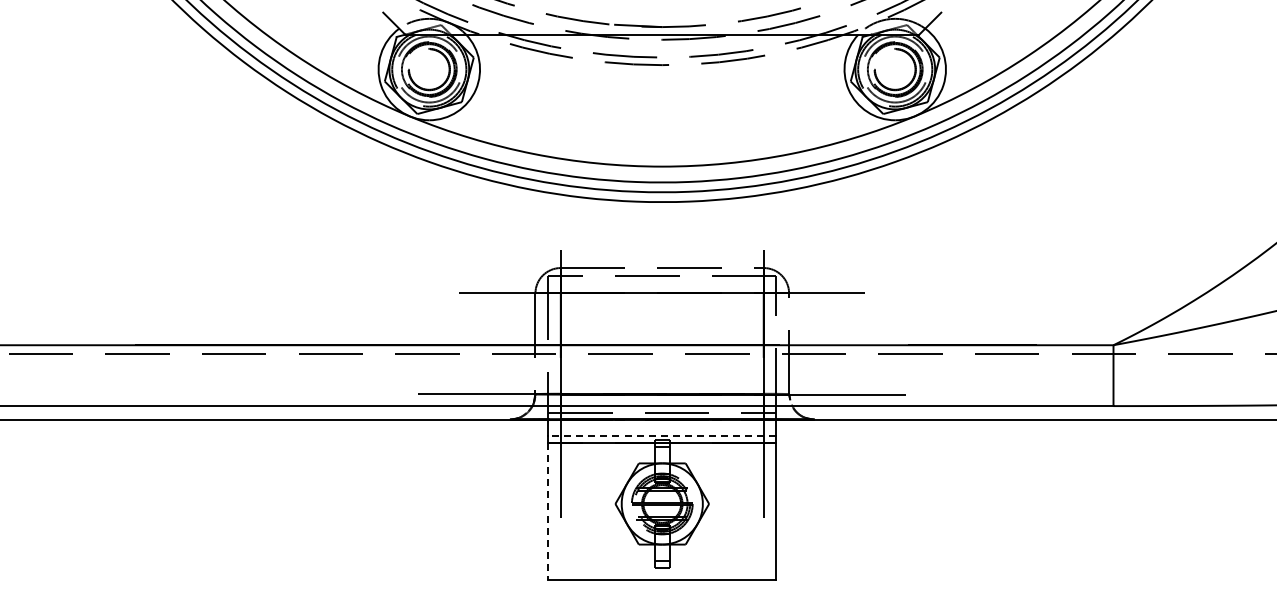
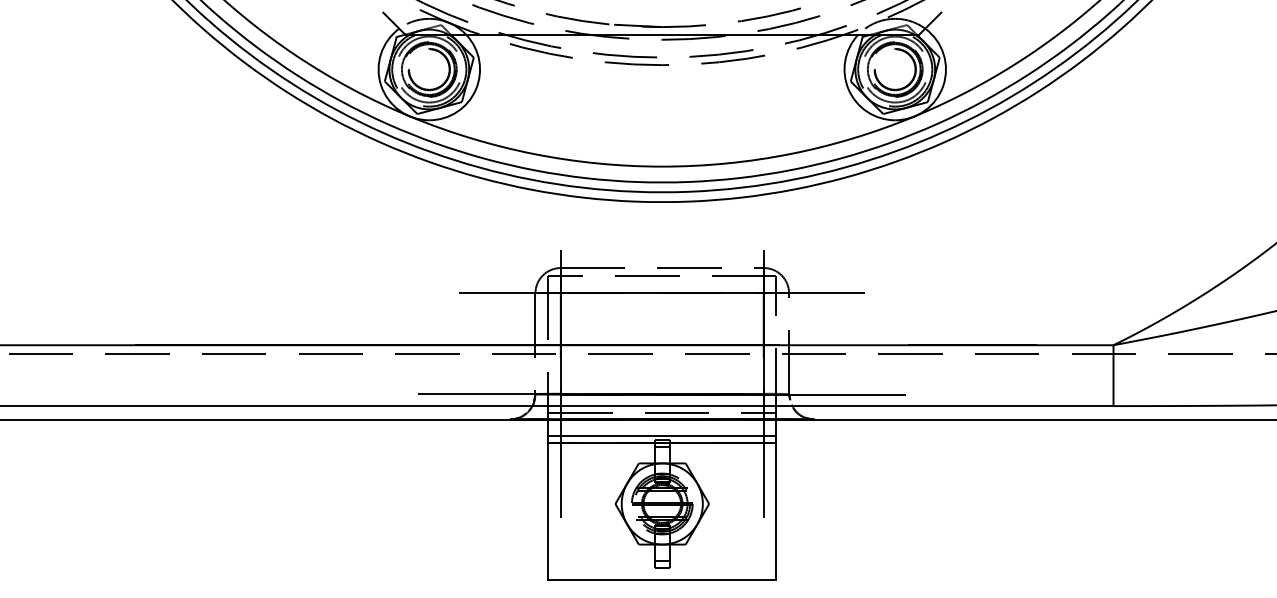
line: dashed -> solid (661, 435)
line: dashed -> solid (548, 512)
